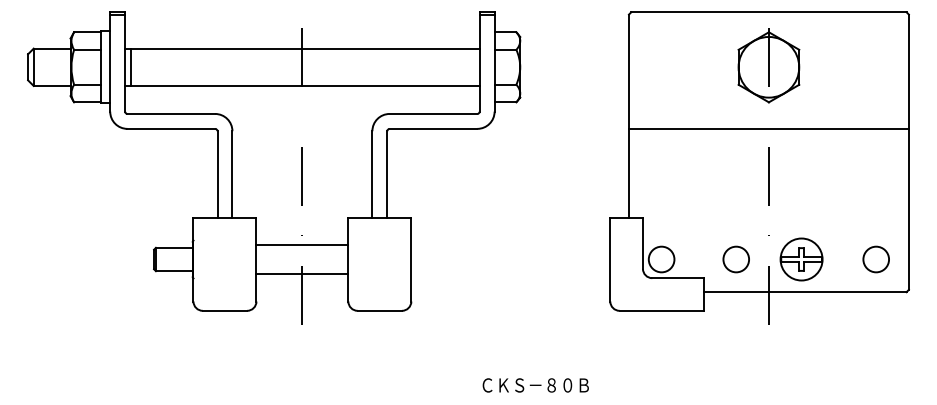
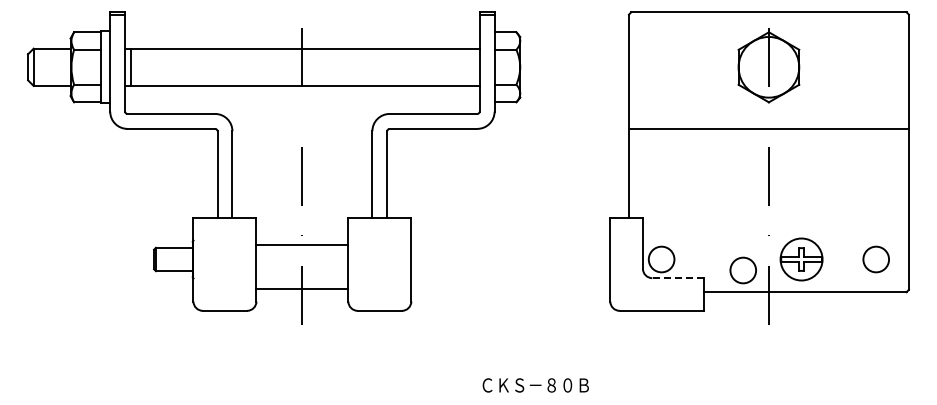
circle position: (735, 259) -> (742, 270) (742, 270)
line position: (302, 274) -> (302, 289) (302, 289)
line: solid -> dashed (677, 278)
